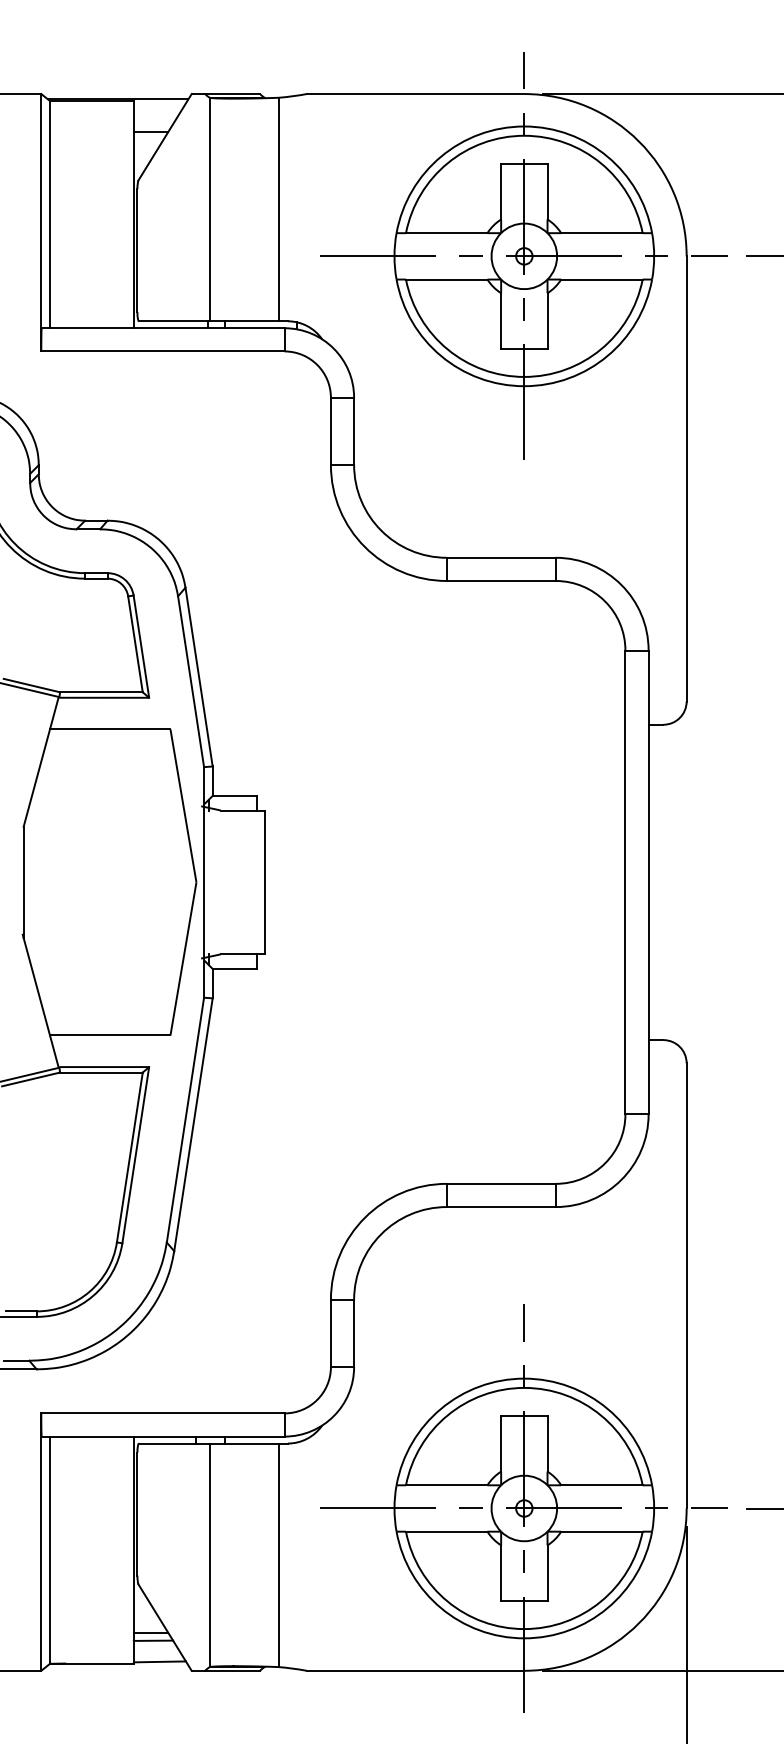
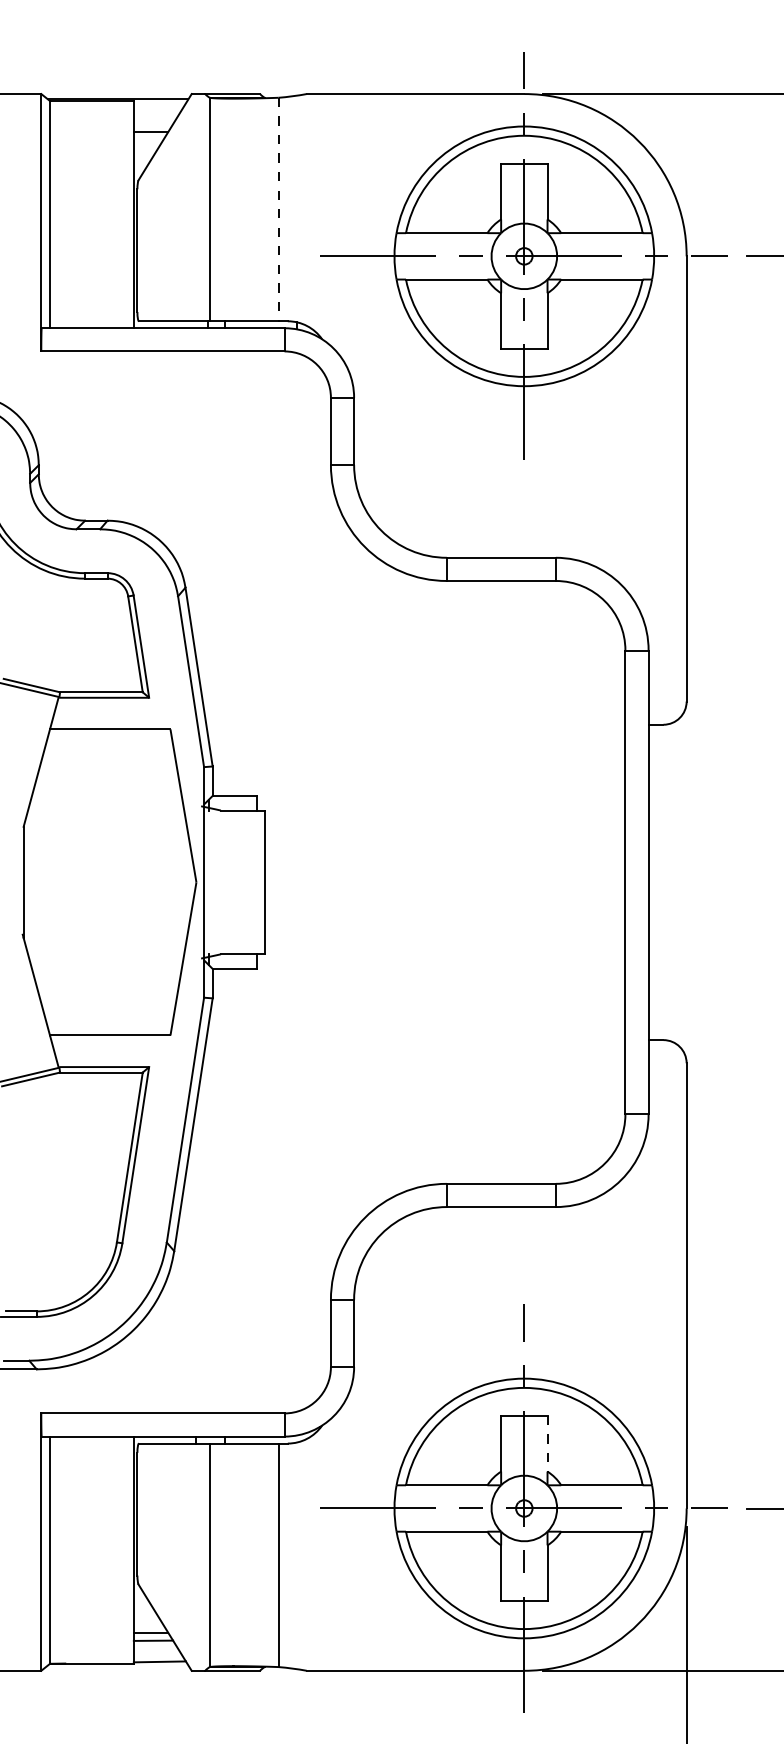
line: solid -> dashed (278, 209)
line: solid -> dashed (547, 1443)
